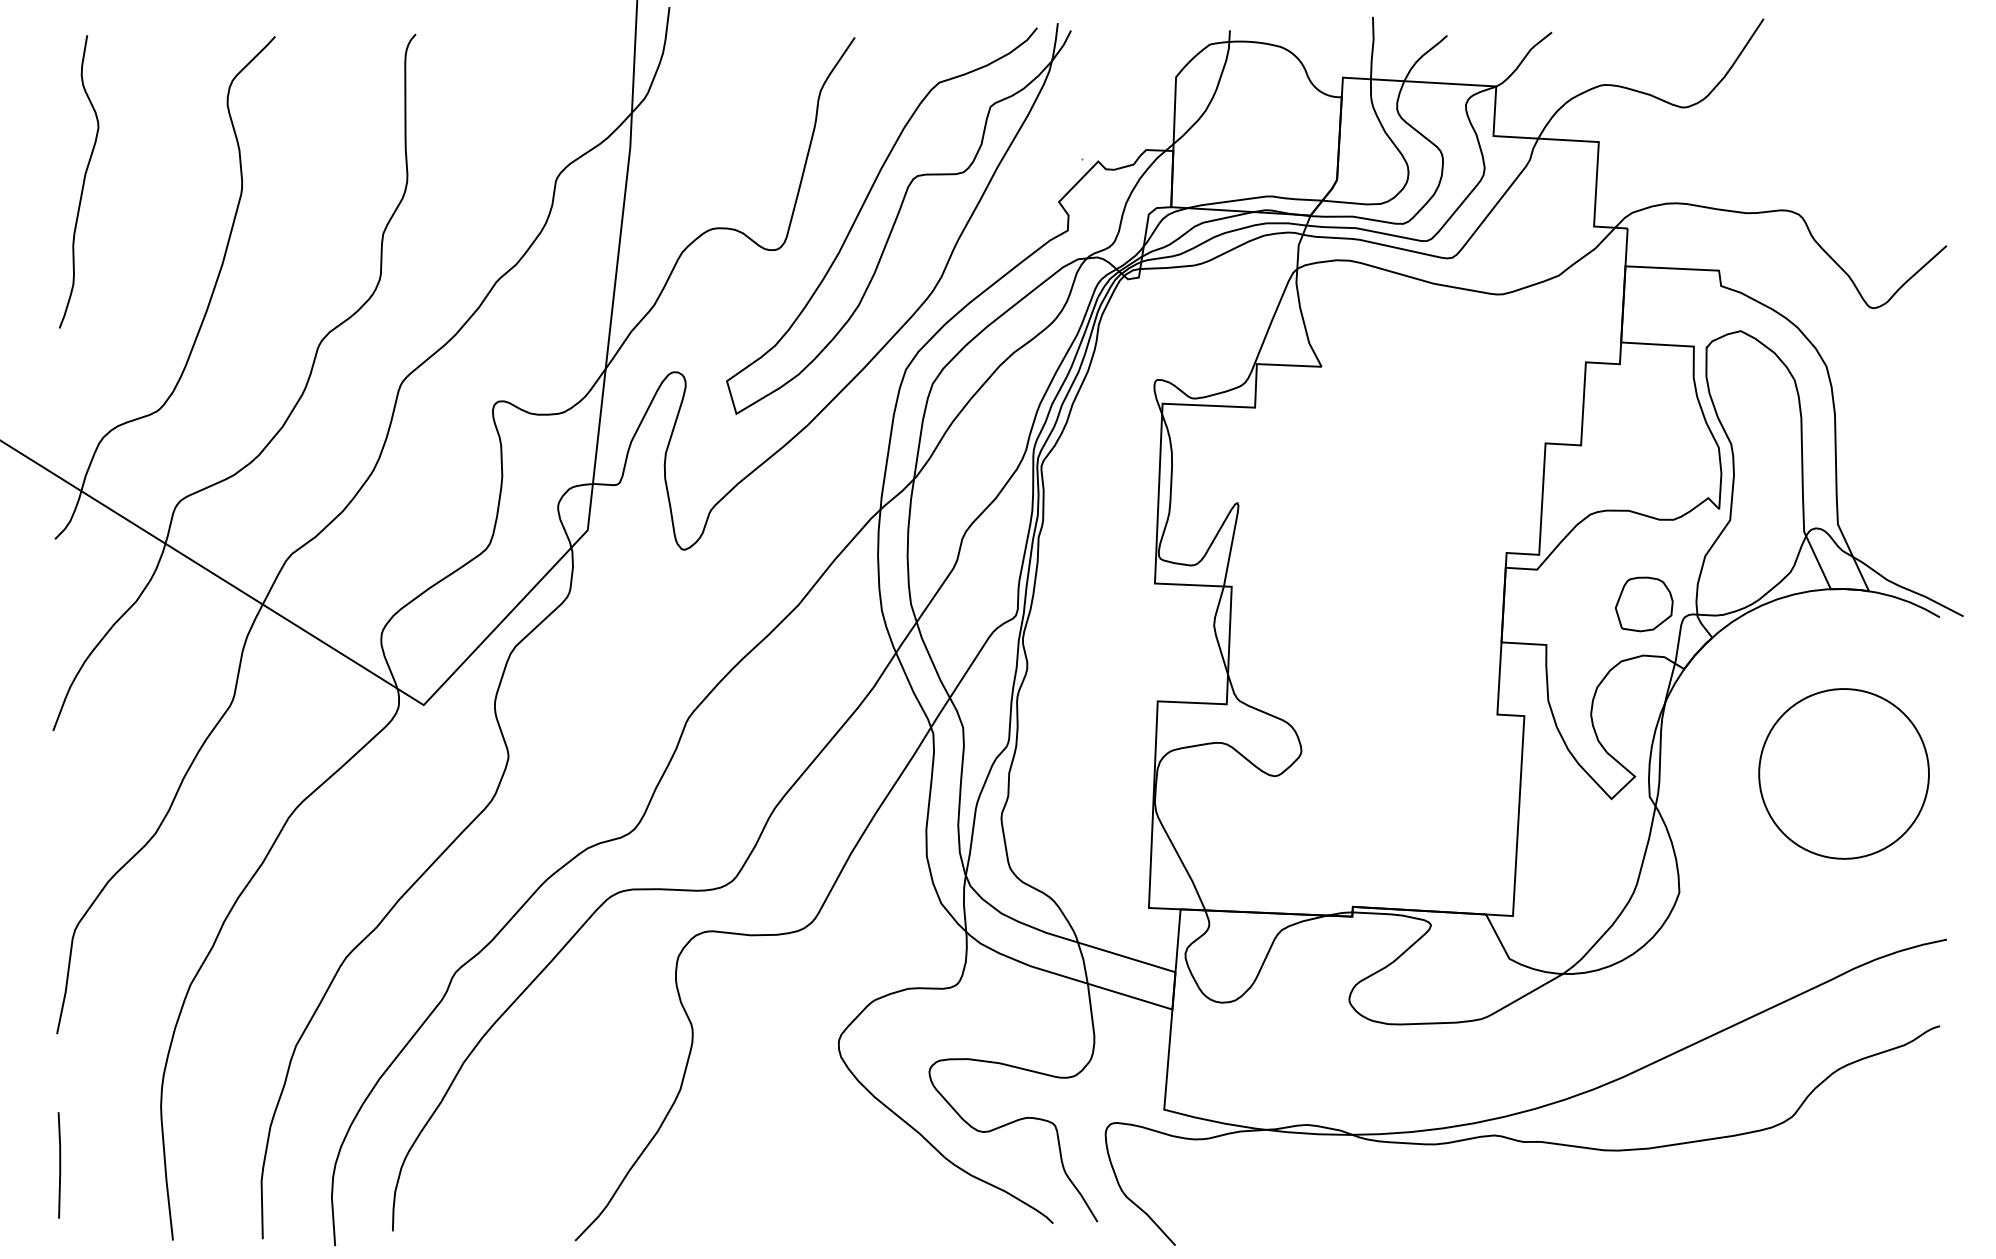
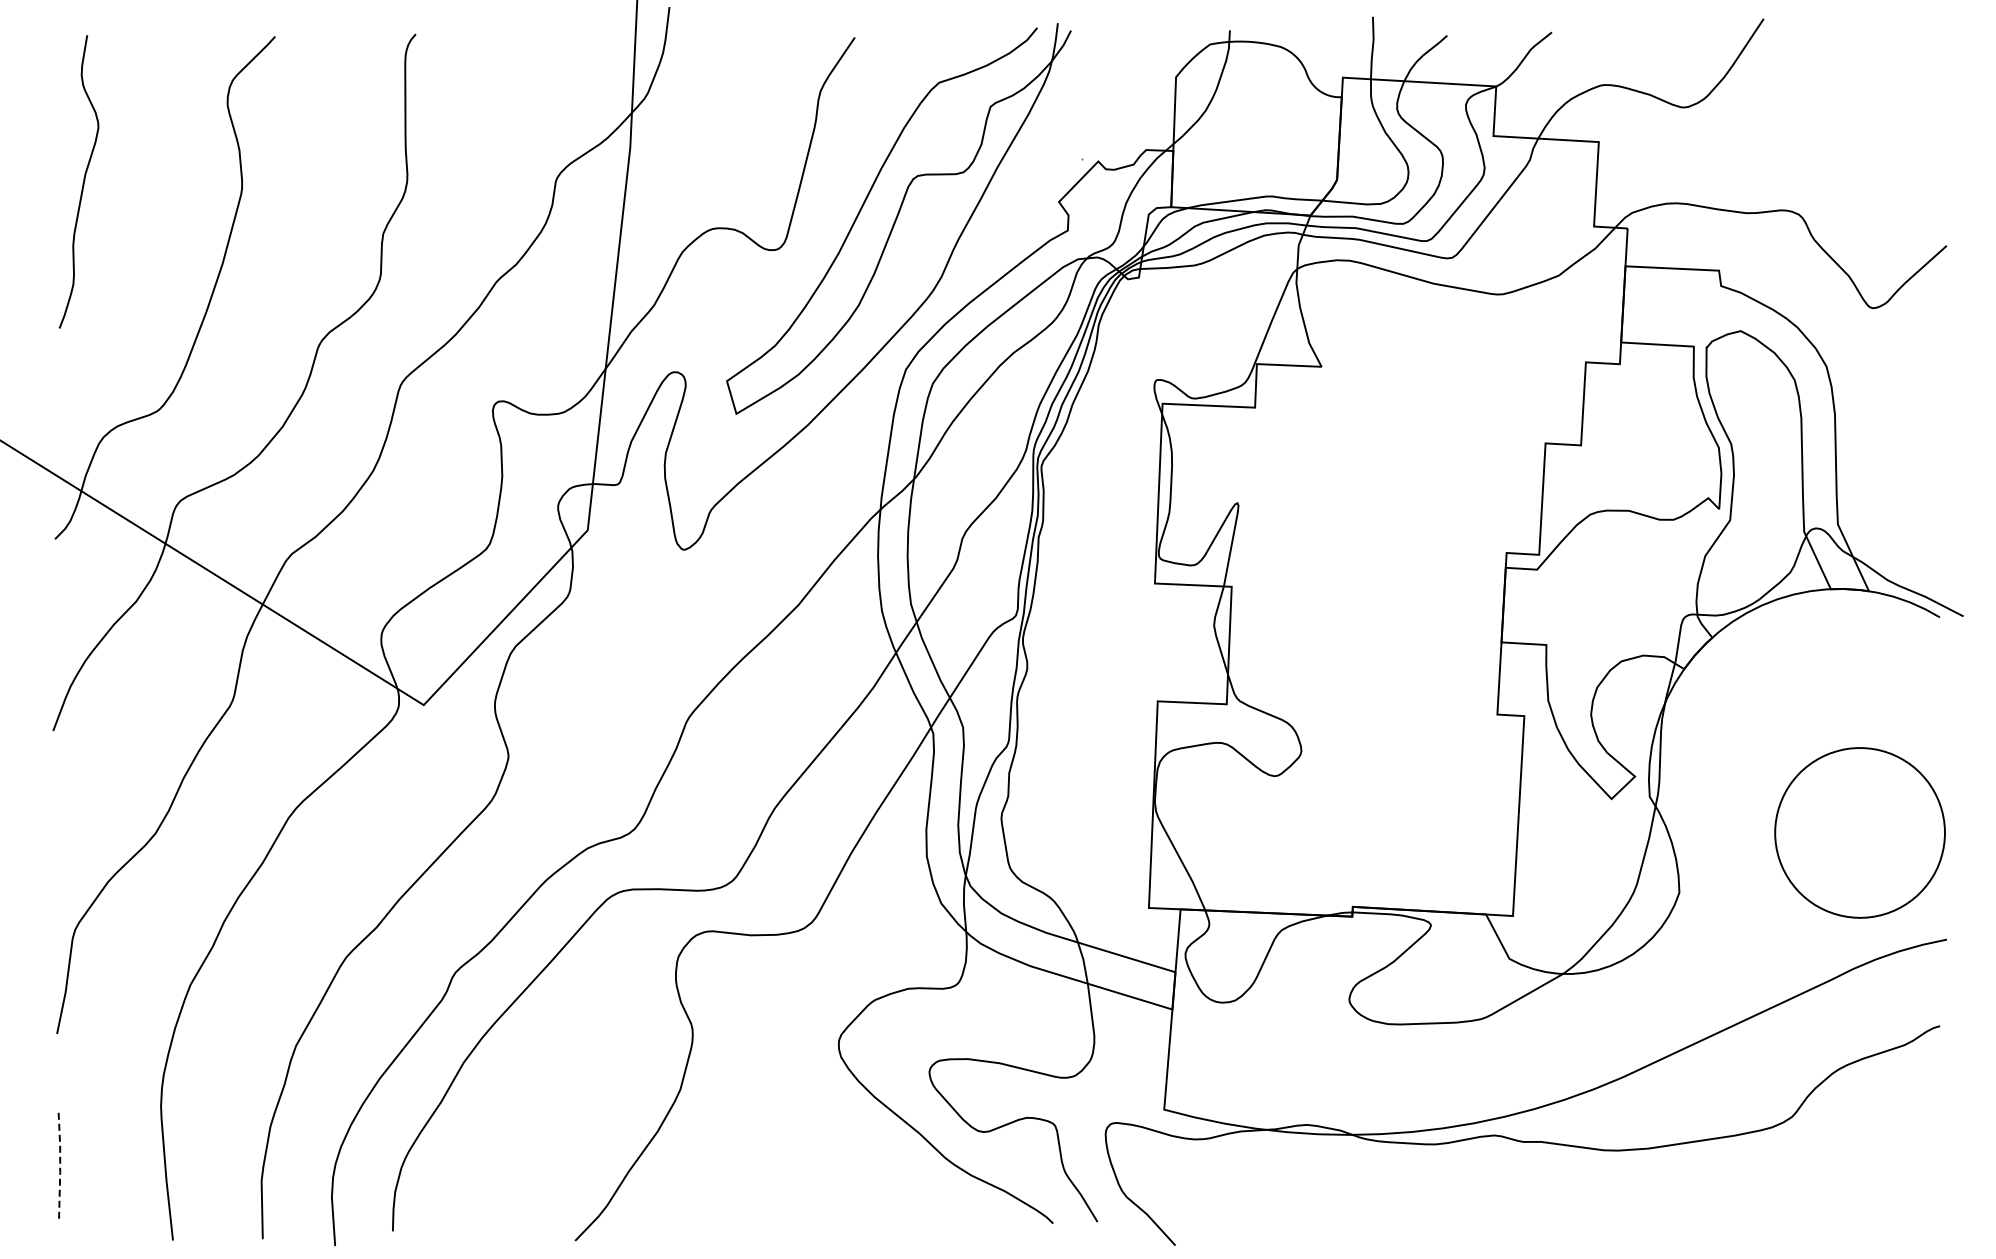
part: present -> none (1643, 604)
part position: (1843, 773) -> (1859, 832) (1859, 832)
line: solid -> dashed (60, 1165)
